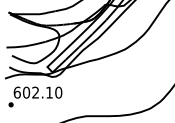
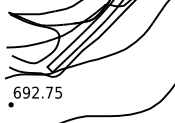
text: 602.10 -> 692.75 (42, 92)
